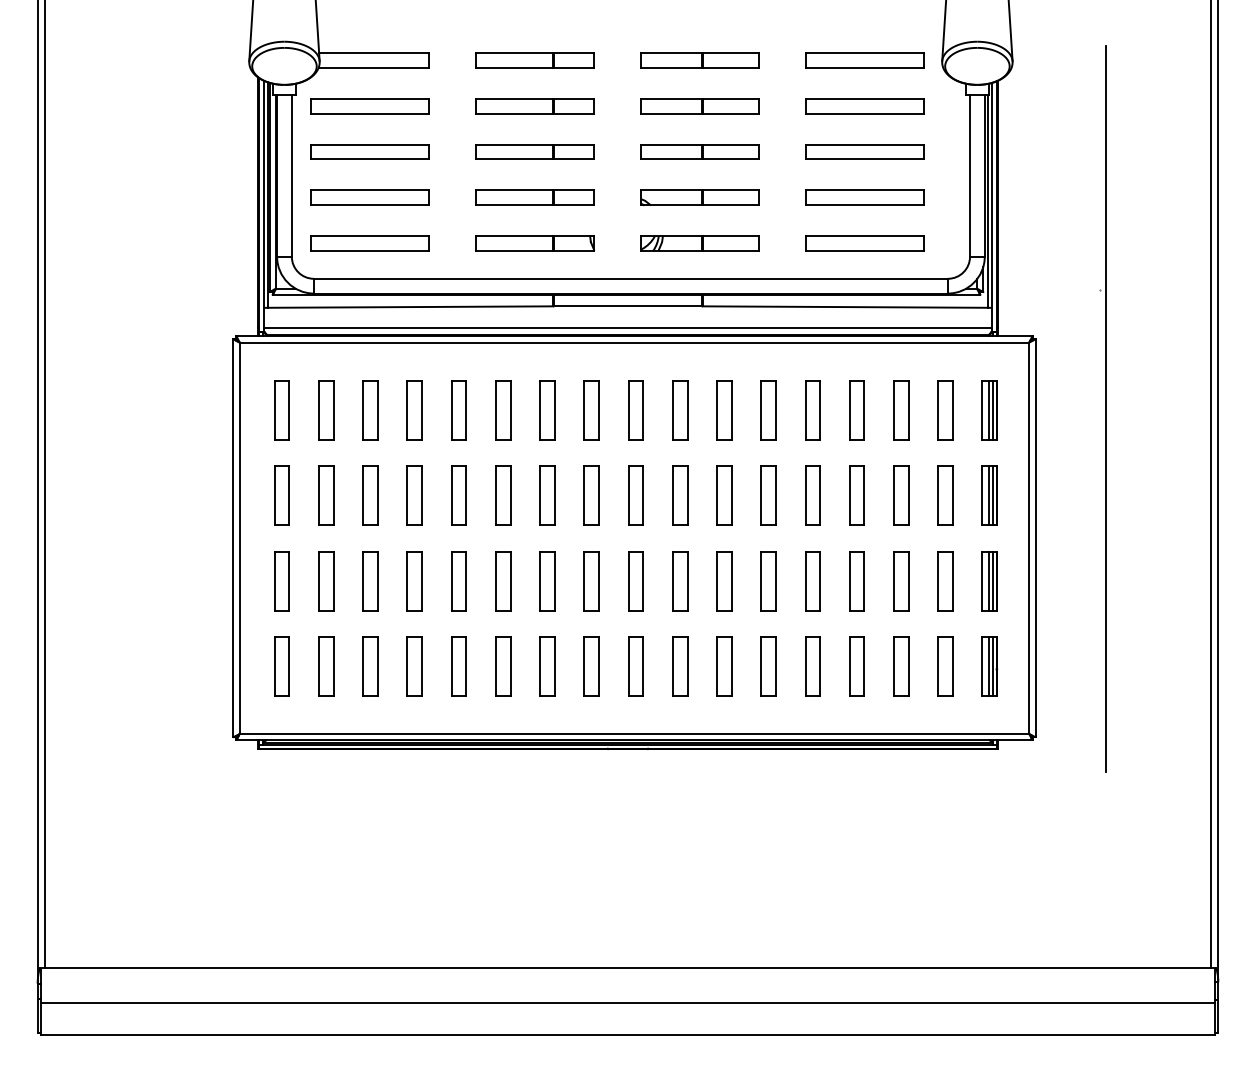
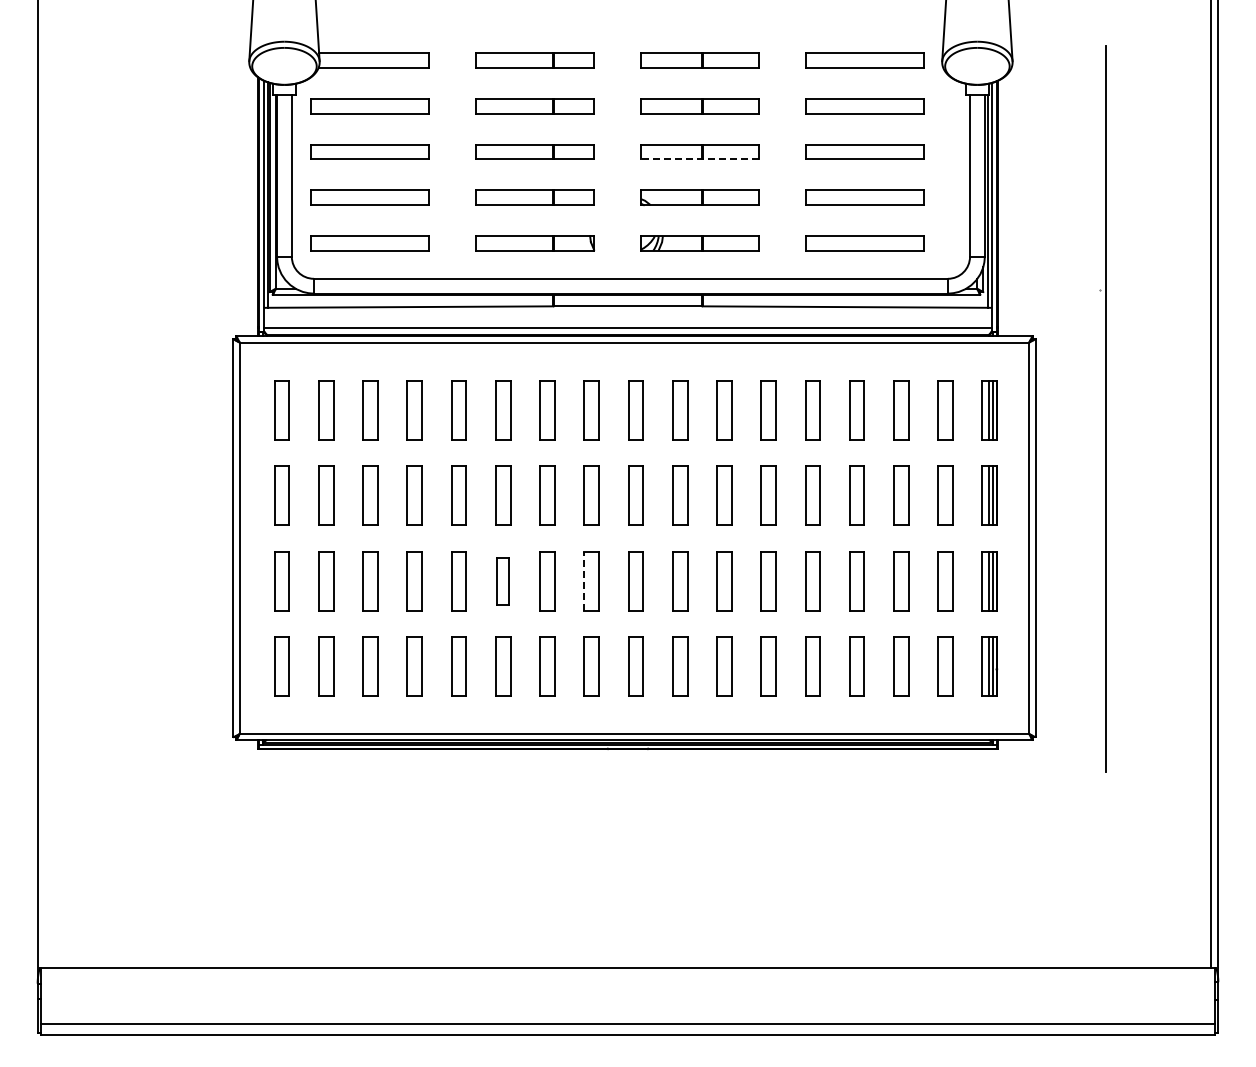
line: solid -> dashed (700, 159)
line: present -> none (45, 484)
line: solid -> dashed (584, 580)
part size: 17x61 px -> 14x49 px (502, 581)
line position: (627, 1002) -> (627, 1023) (627, 1023)
